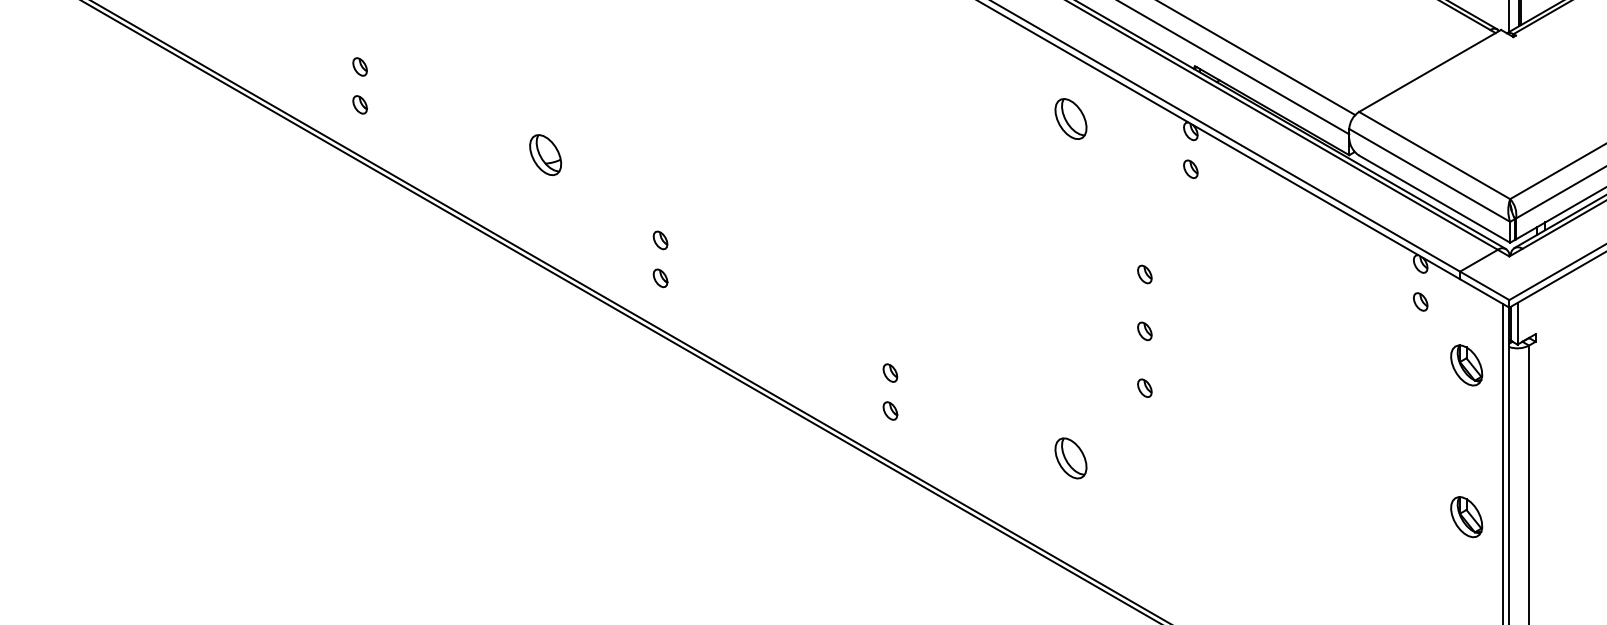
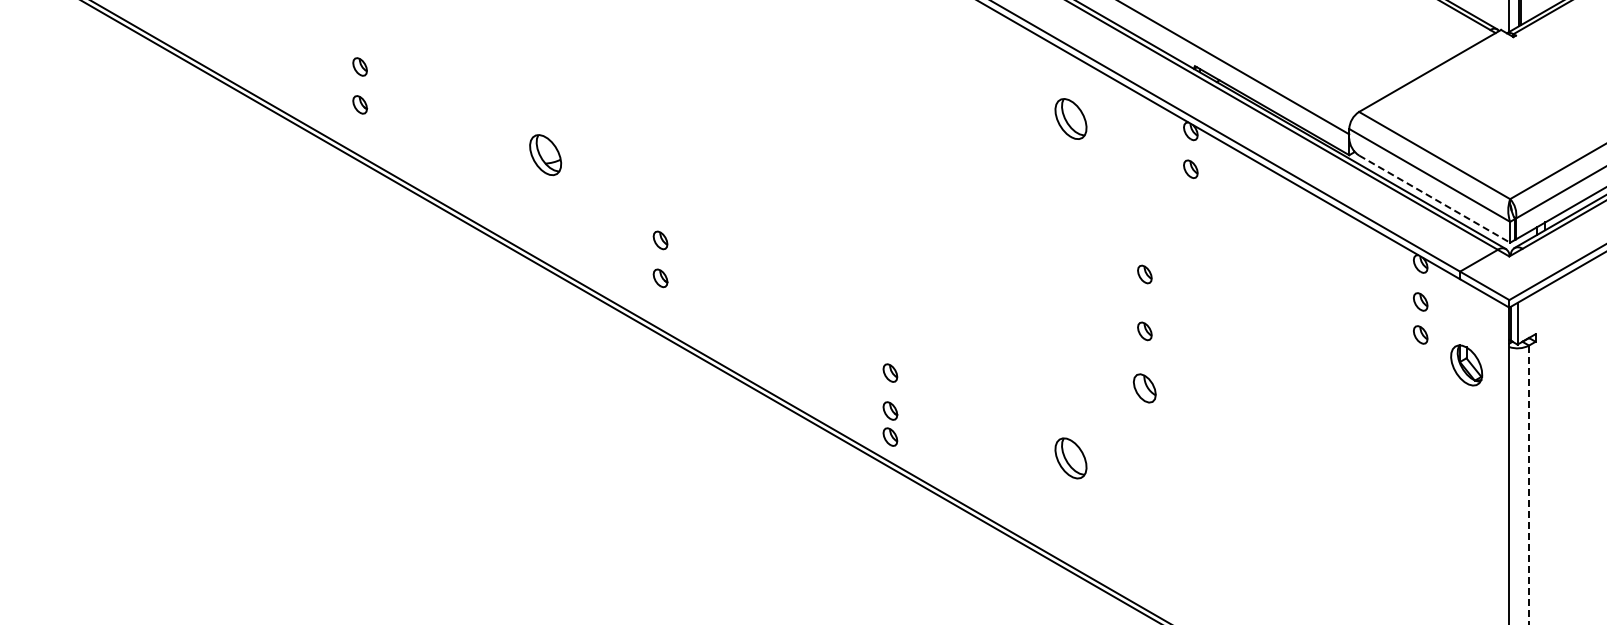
line: present -> none (1257, 58)
line: solid -> dashed (1435, 199)
part: none -> present (1420, 334)
part size: 16x20 px -> 24x31 px (1144, 388)
part: none -> present (890, 436)
line: present -> none (1502, 462)
line: solid -> dashed (1529, 485)
part: present -> none (1466, 517)
